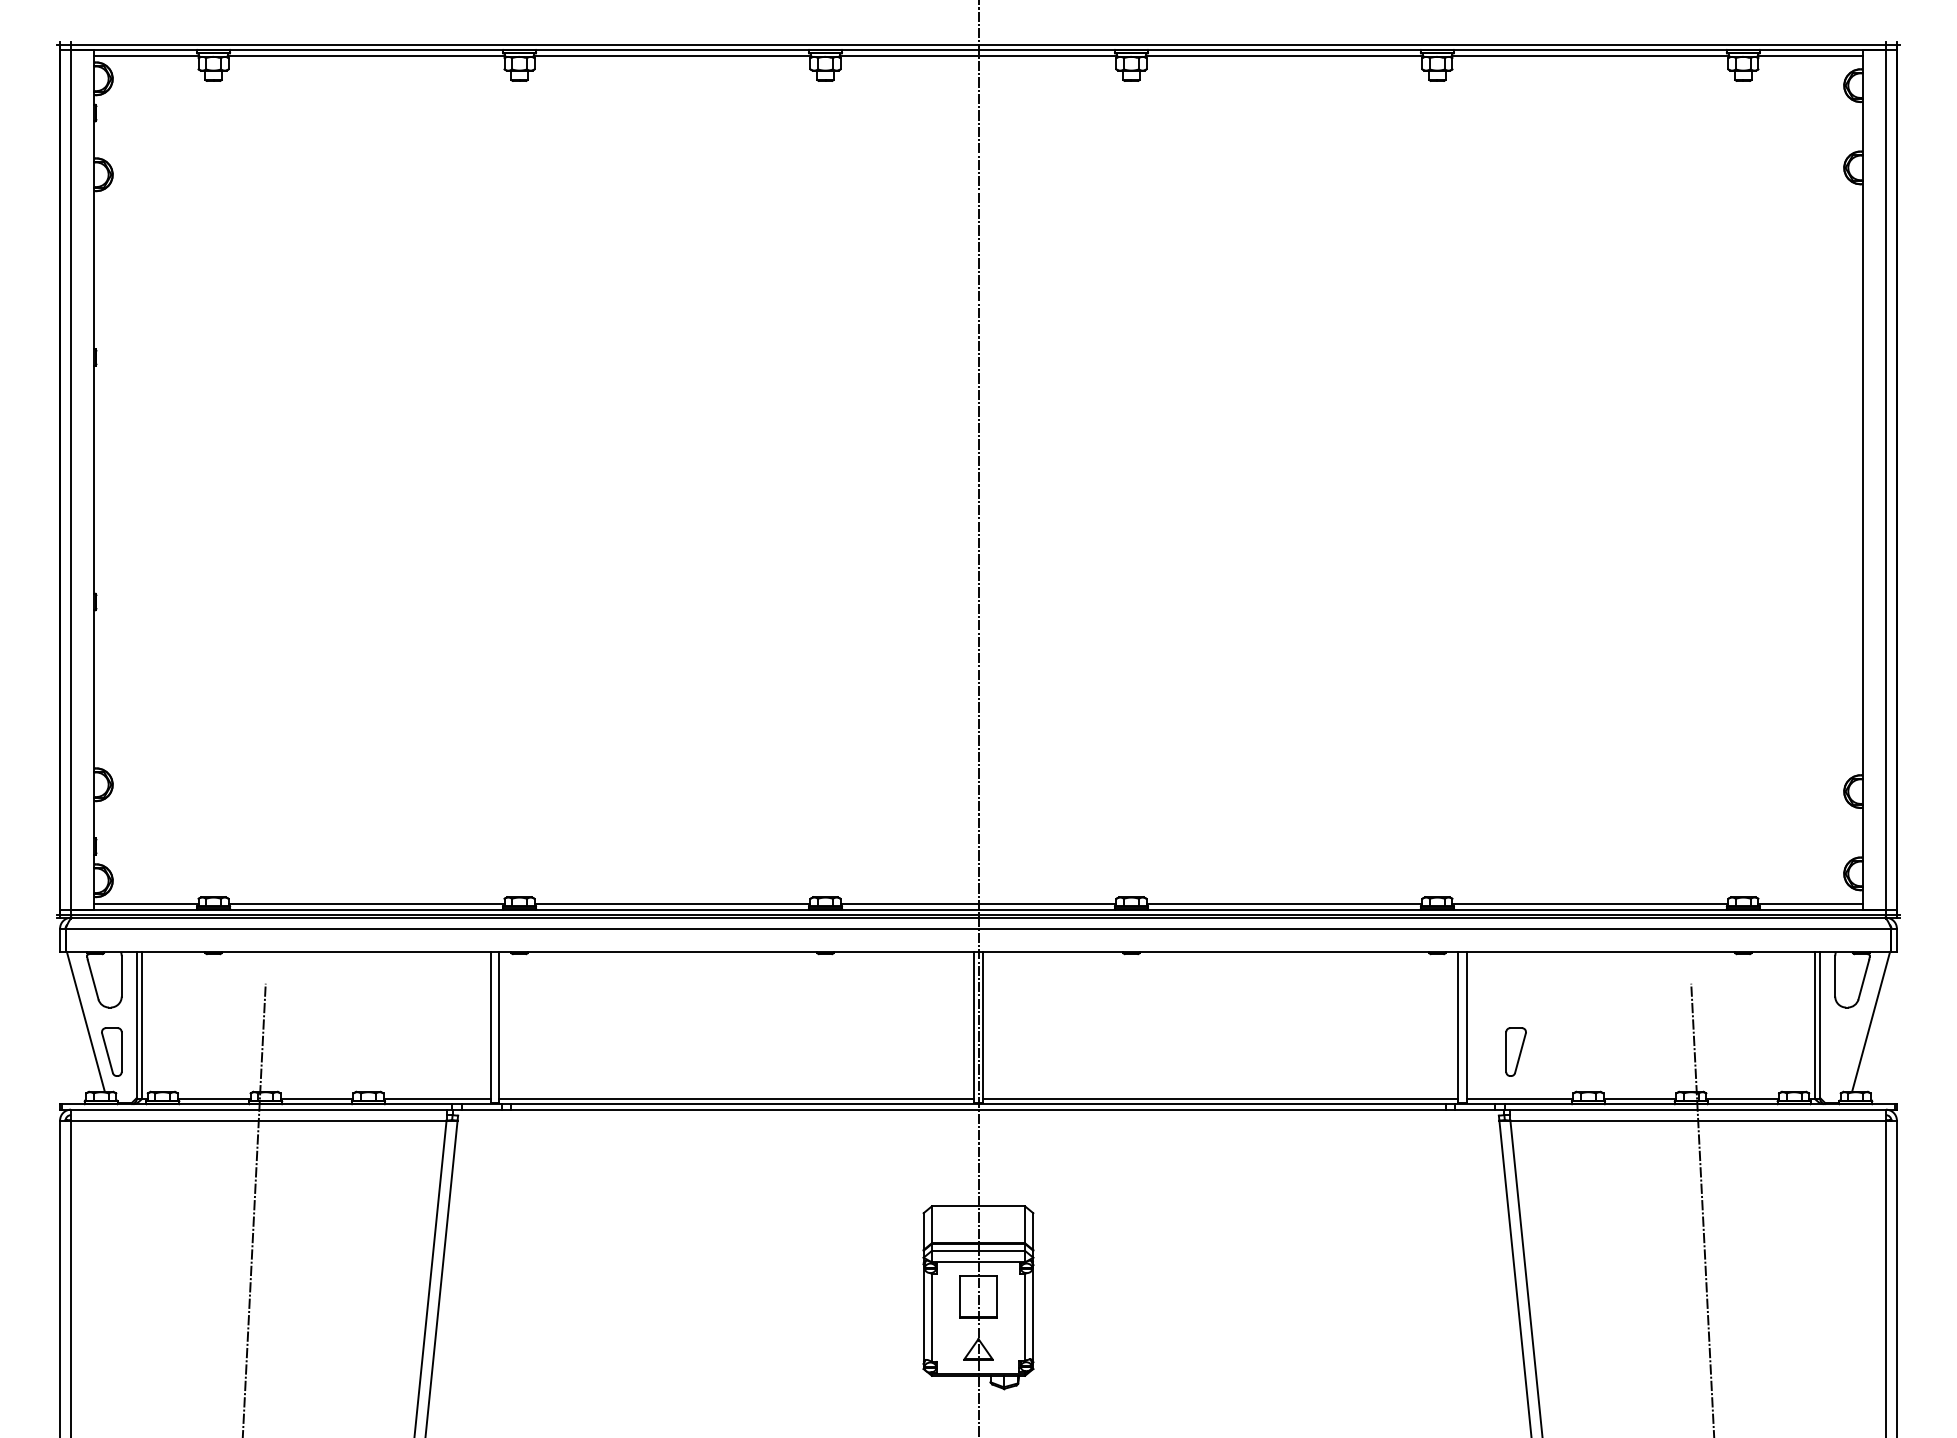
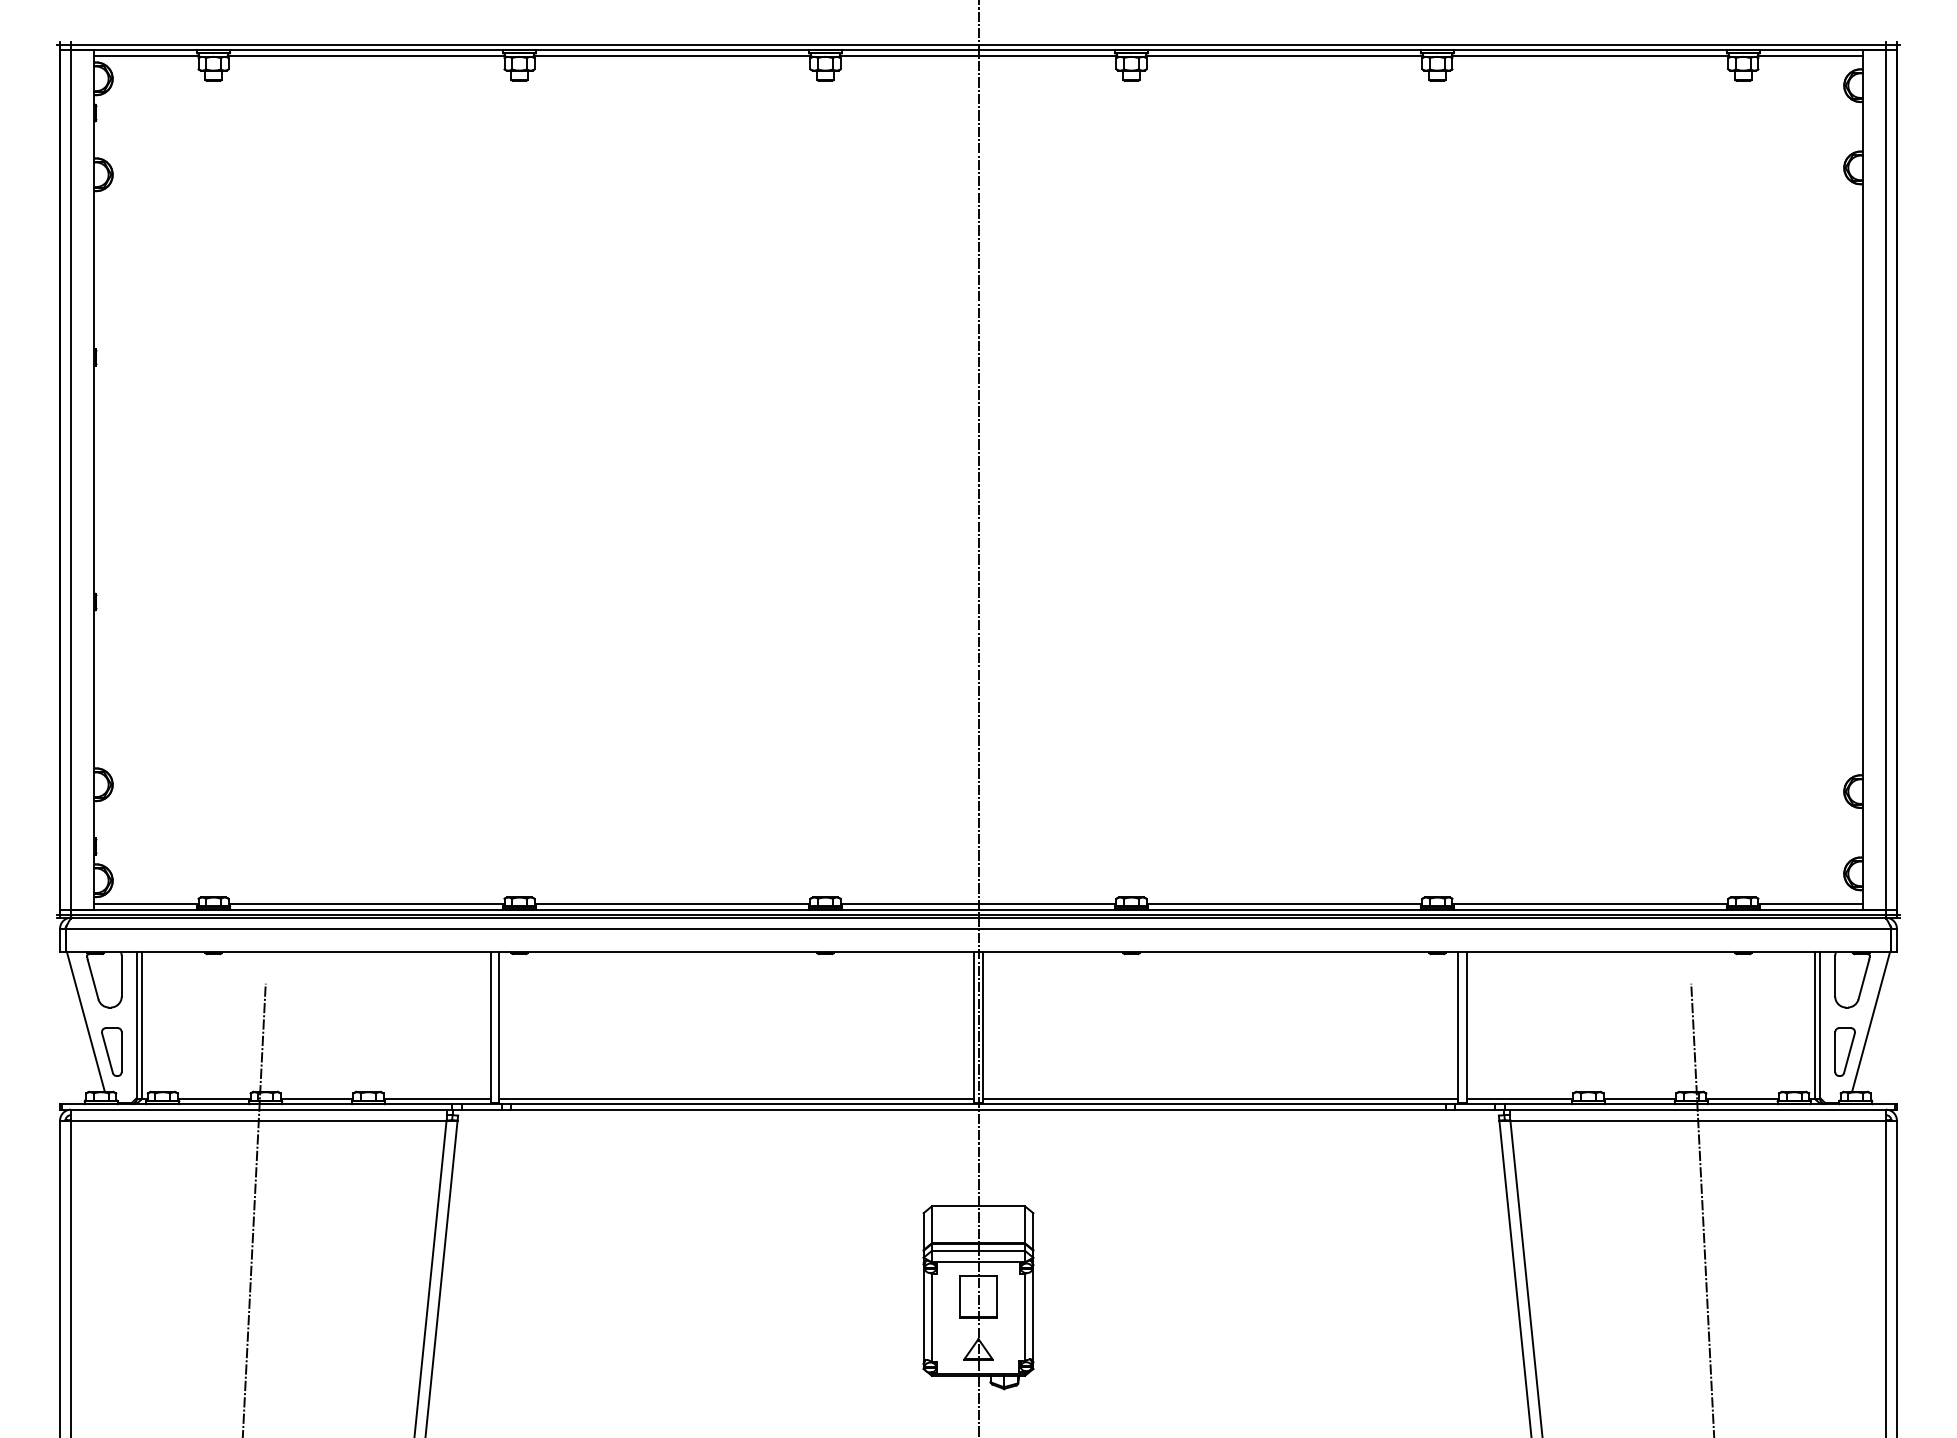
part position: (1515, 1051) -> (1844, 1051) (1844, 1051)
